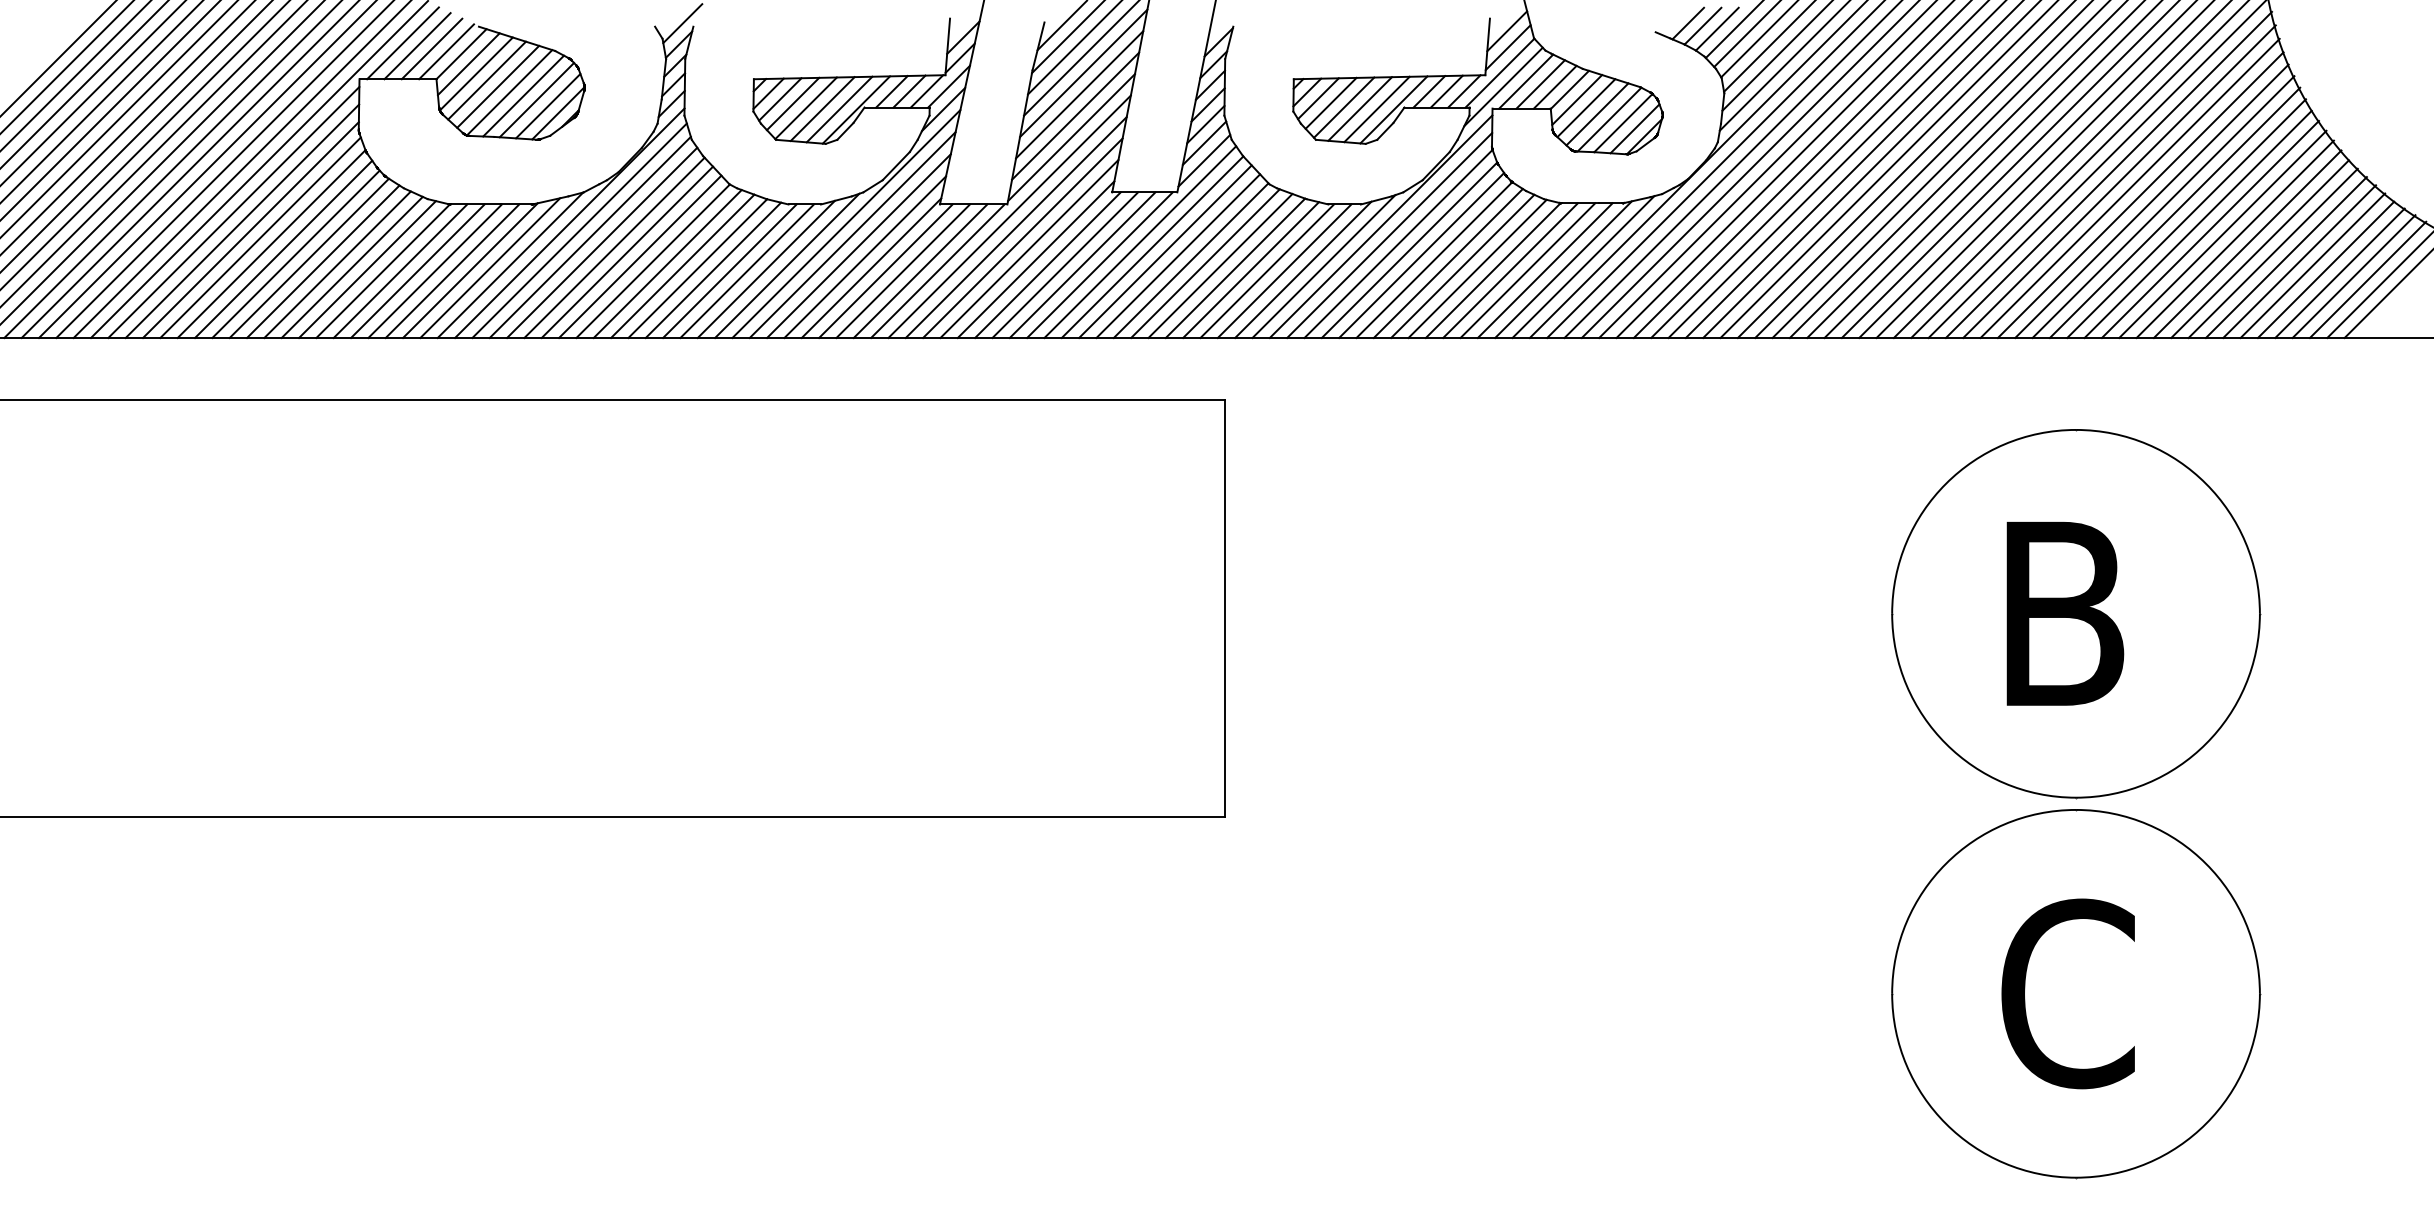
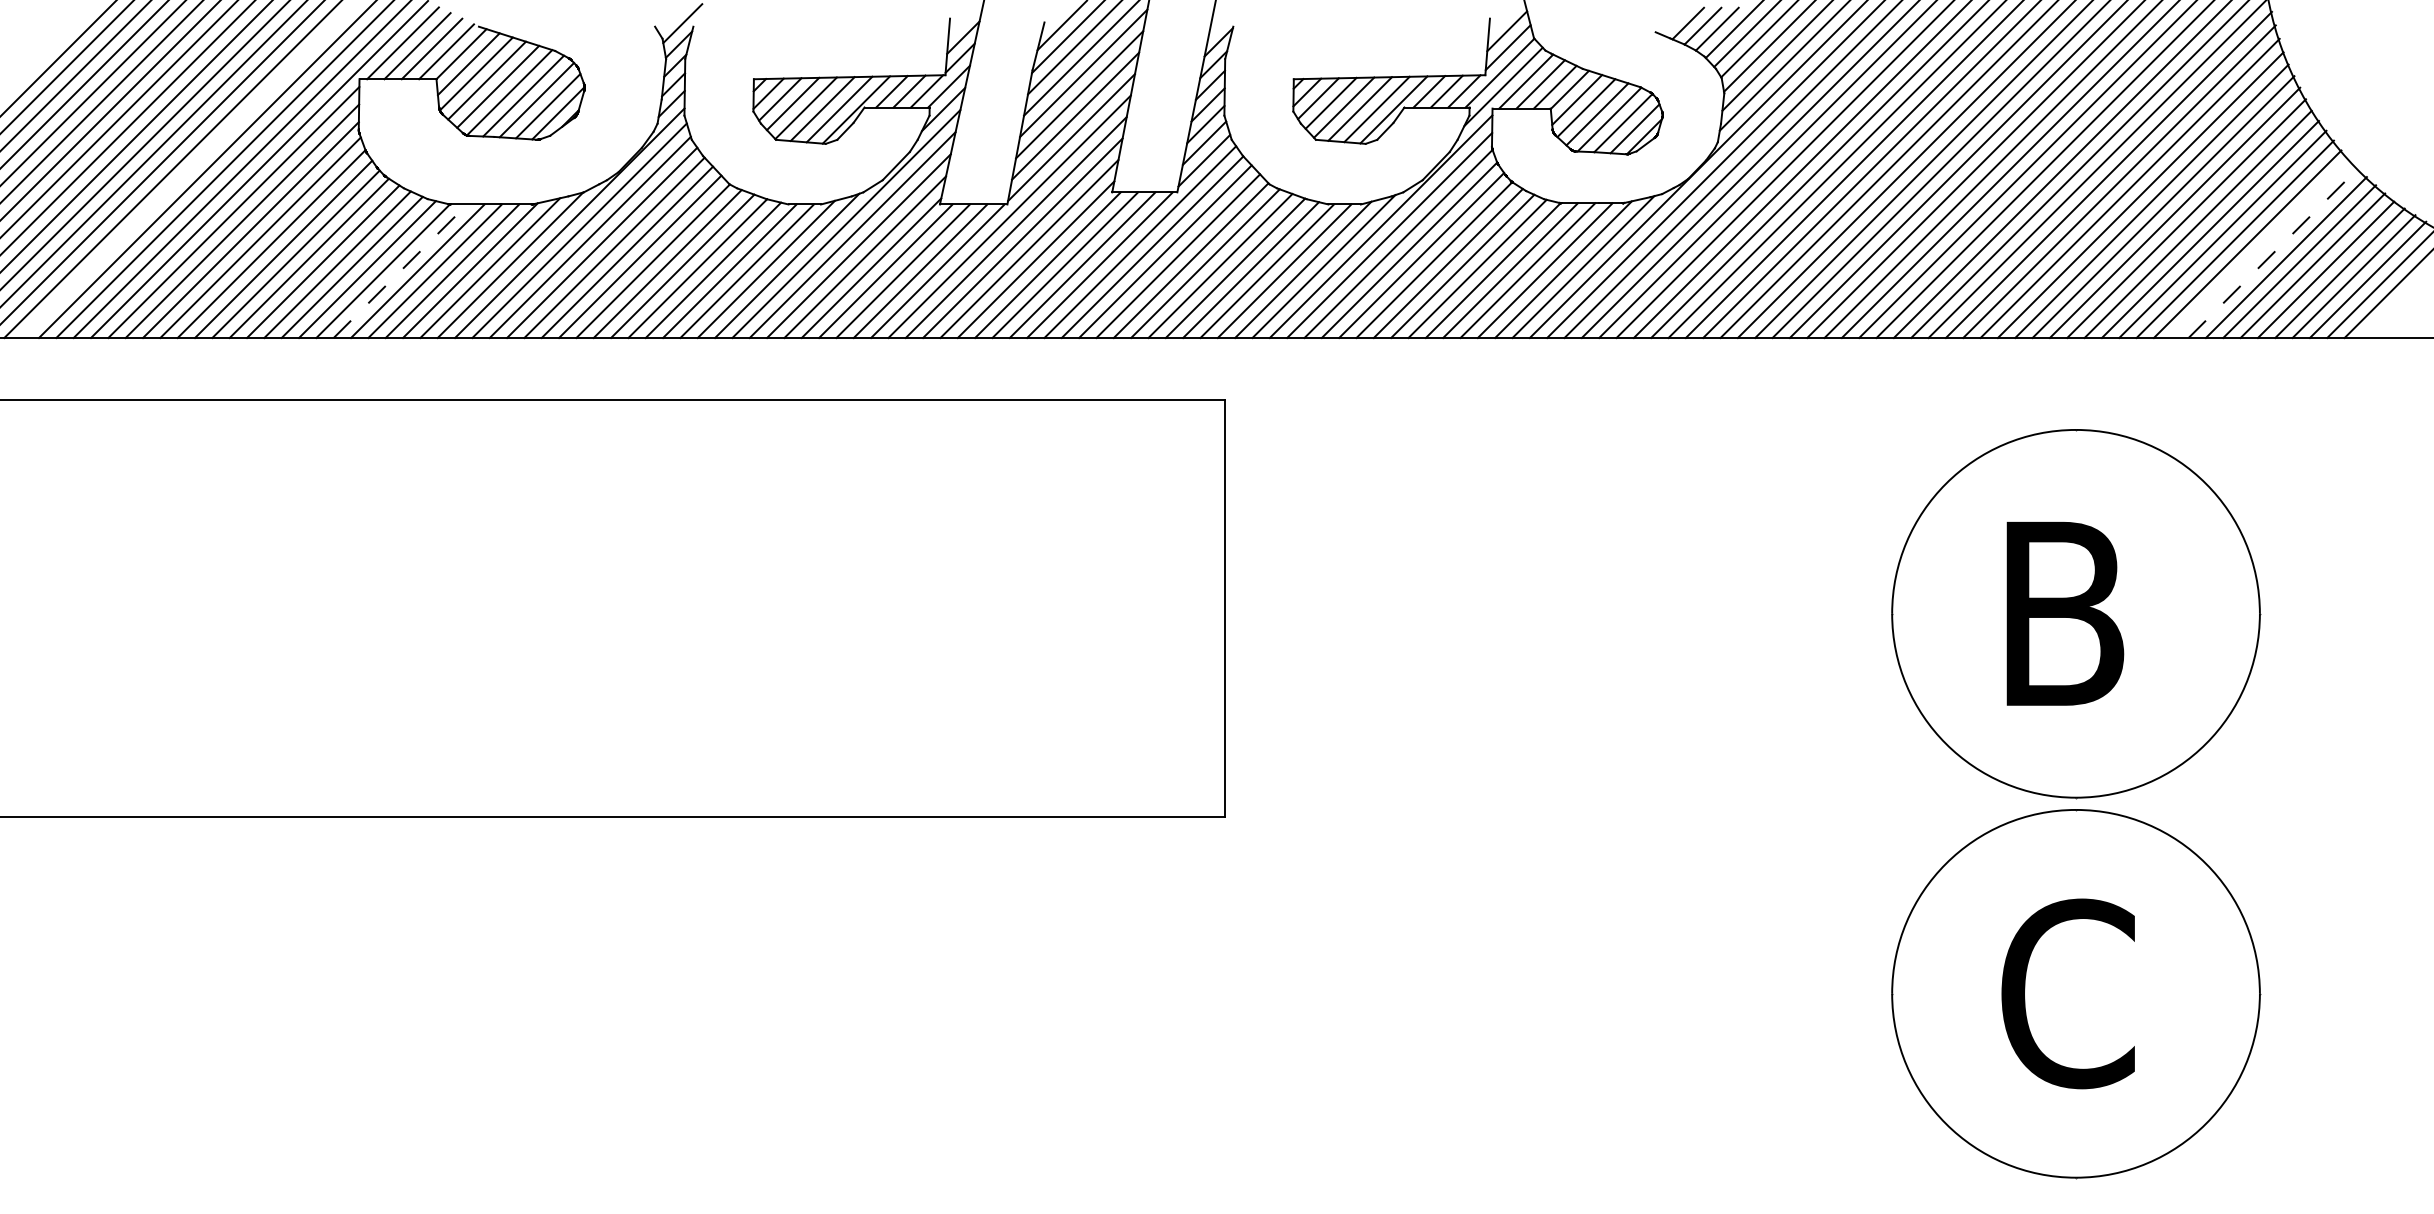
line: present -> none (189, 170)
line: present -> none (2259, 249)
line: solid -> dashed (2273, 253)
line: solid -> dashed (400, 270)
